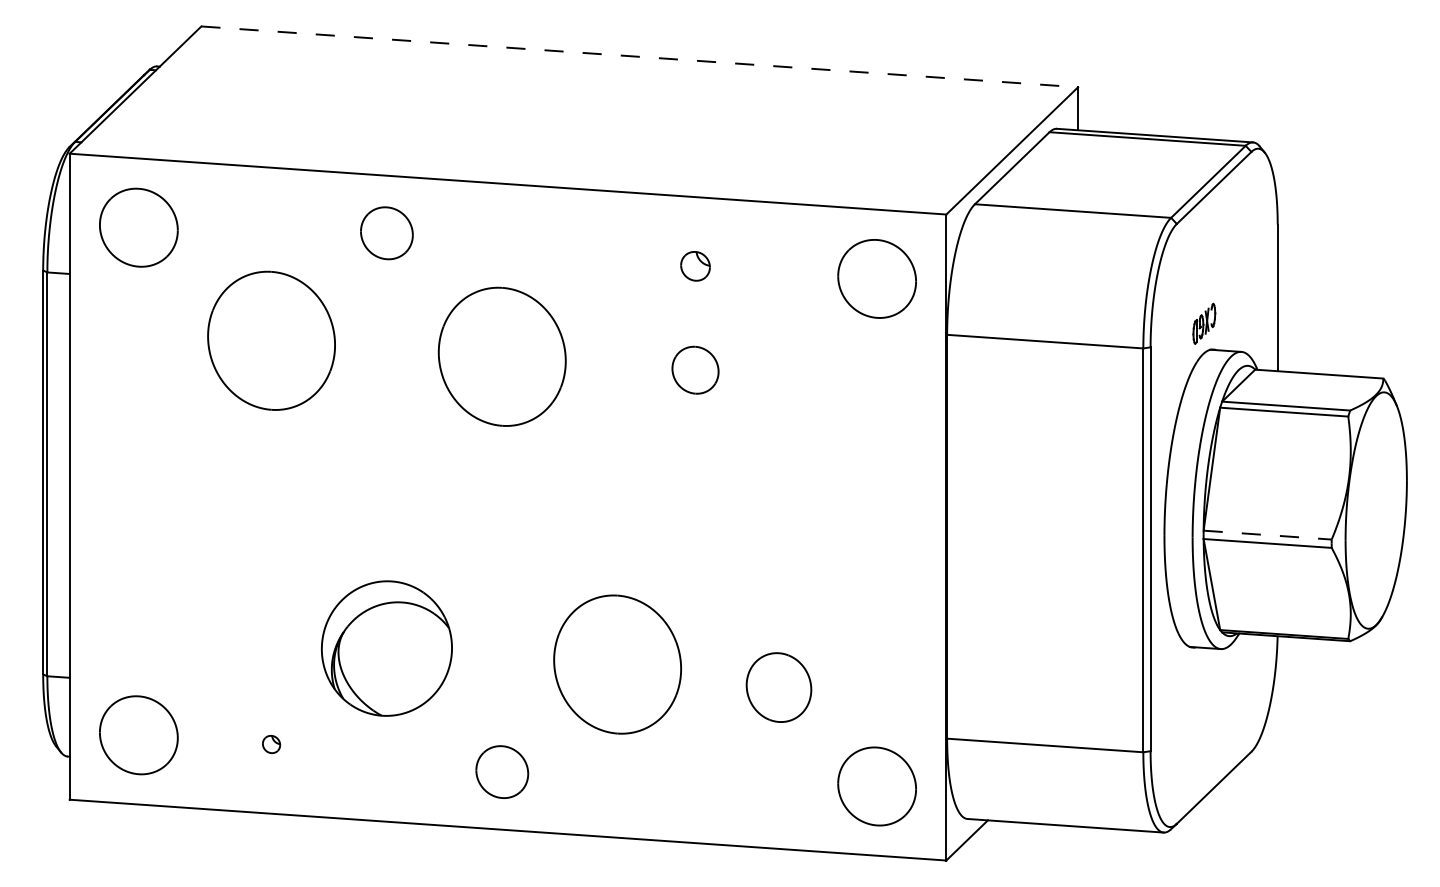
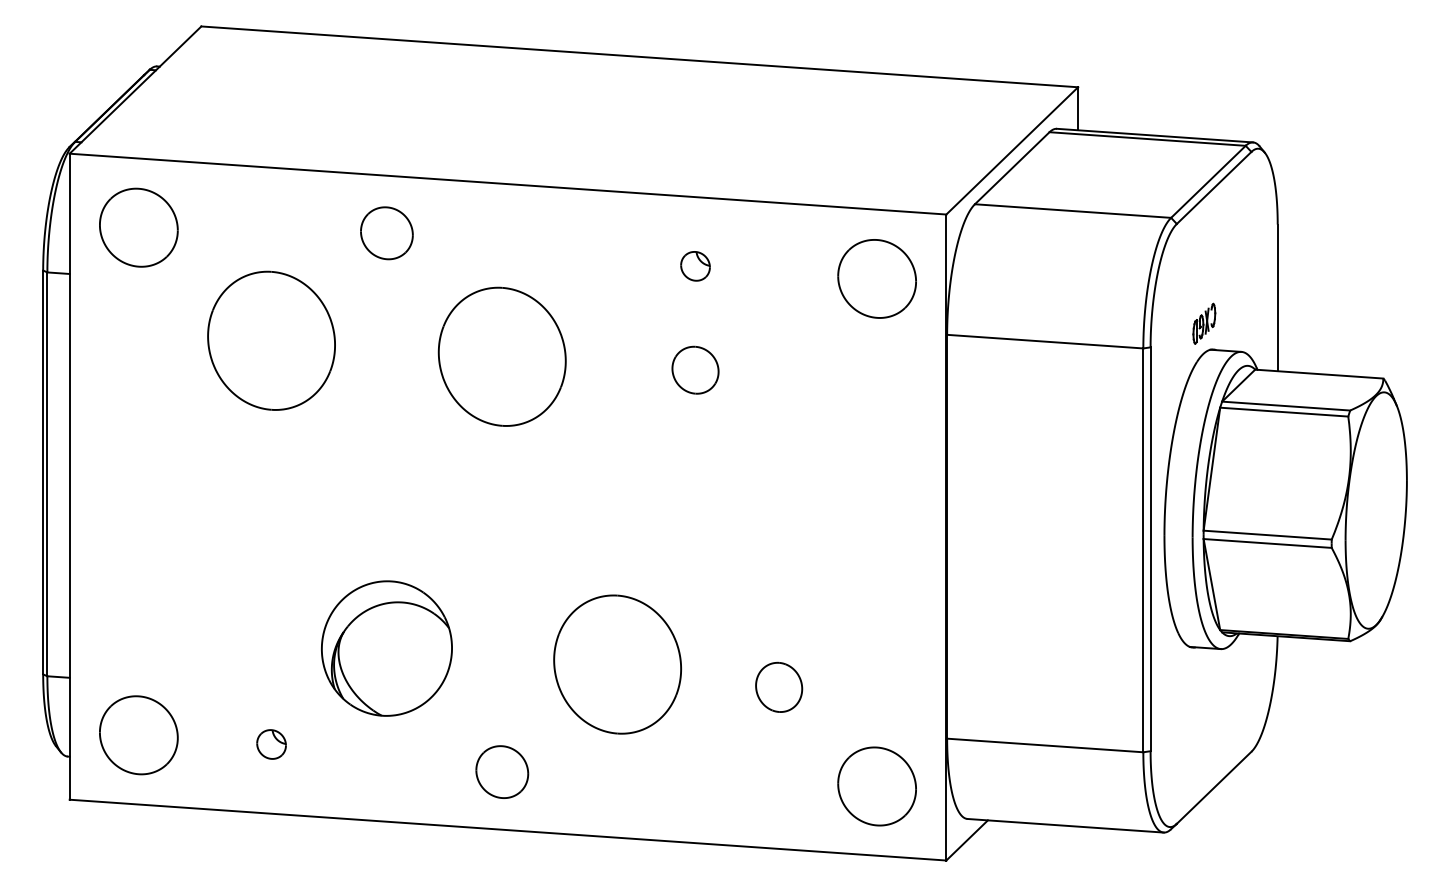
line: dashed -> solid (640, 56)
line: dashed -> solid (1268, 535)
part size: 68x71 px -> 49x52 px (779, 686)
part size: 20x19 px -> 31x31 px (271, 744)
